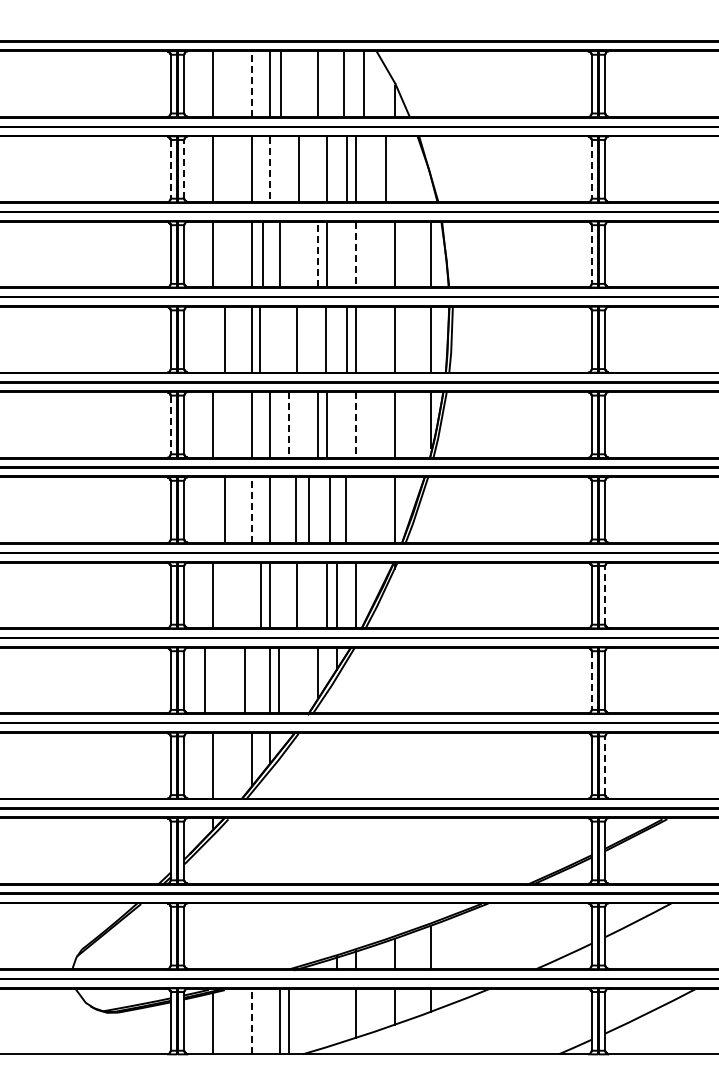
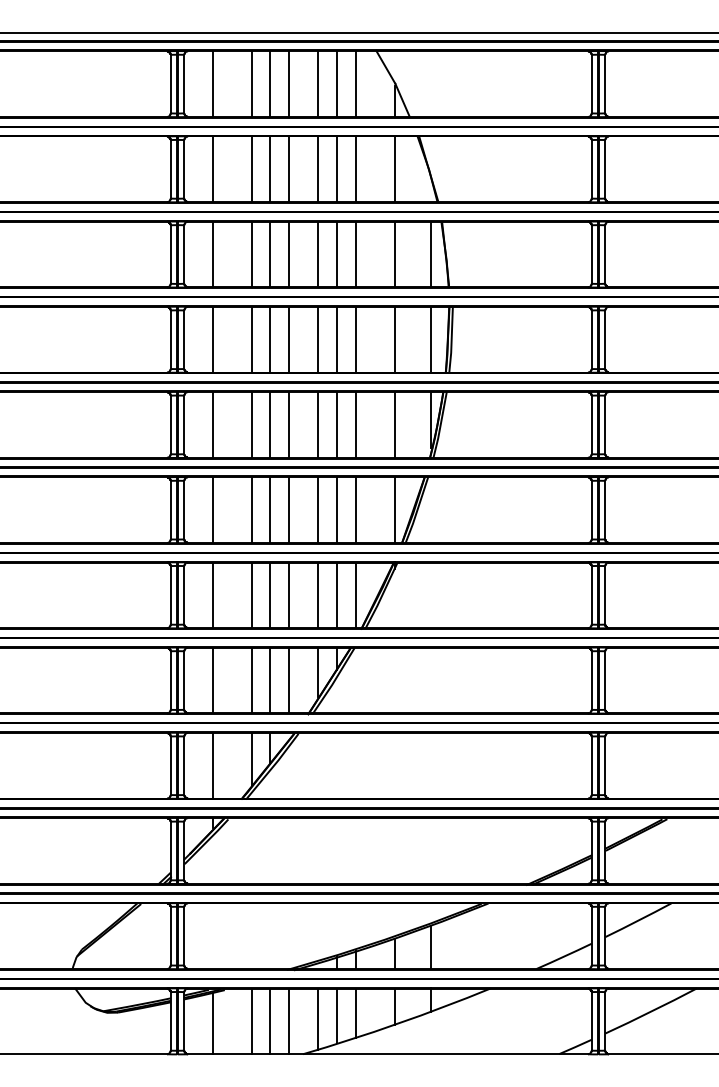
line: none -> present (358, 32)
line position: (281, 83) -> (289, 83) (289, 83)
line position: (344, 83) -> (337, 83) (337, 83)
line position: (364, 83) -> (356, 83) (356, 83)
line: dashed -> solid (251, 84)
line: dashed -> solid (184, 168)
line: dashed -> solid (170, 169)
line: dashed -> solid (270, 169)
line position: (299, 169) -> (289, 169) (289, 169)
line position: (327, 169) -> (318, 169) (318, 169)
line position: (347, 169) -> (337, 169) (337, 169)
line position: (385, 169) -> (394, 169) (394, 169)
line: dashed -> solid (591, 169)
line position: (263, 254) -> (270, 254) (270, 254)
line position: (280, 254) -> (289, 254) (289, 254)
line: dashed -> solid (318, 254)
line position: (327, 254) -> (337, 254) (337, 254)
line: dashed -> solid (356, 254)
line: dashed -> solid (591, 255)
line position: (225, 339) -> (213, 339) (213, 339)
line position: (260, 339) -> (270, 339) (270, 339)
line position: (297, 339) -> (289, 339) (289, 339)
line position: (326, 339) -> (318, 339) (318, 339)
line position: (347, 339) -> (337, 339) (337, 339)
line: dashed -> solid (289, 424)
line position: (327, 424) -> (337, 424) (337, 424)
line: dashed -> solid (356, 424)
line: dashed -> solid (170, 425)
line position: (225, 509) -> (213, 509) (213, 509)
line position: (296, 509) -> (289, 509) (289, 509)
line position: (309, 509) -> (318, 509) (318, 509)
line position: (330, 509) -> (337, 509) (337, 509)
line position: (346, 509) -> (356, 509) (356, 509)
line: dashed -> solid (251, 510)
line: dashed -> solid (605, 594)
line position: (260, 595) -> (251, 595) (251, 595)
line position: (297, 595) -> (289, 595) (289, 595)
line position: (327, 595) -> (318, 595) (318, 595)
line position: (205, 680) -> (213, 680) (213, 680)
line position: (244, 680) -> (251, 680) (251, 680)
line position: (279, 680) -> (289, 680) (289, 680)
line: dashed -> solid (591, 681)
line: dashed -> solid (605, 765)
line: none -> present (337, 1015)
line: none -> present (318, 1018)
line: dashed -> solid (251, 1021)
line position: (280, 1021) -> (270, 1021) (270, 1021)
